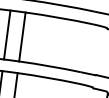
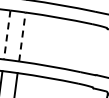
line: solid -> dashed (7, 35)
line: solid -> dashed (22, 37)
